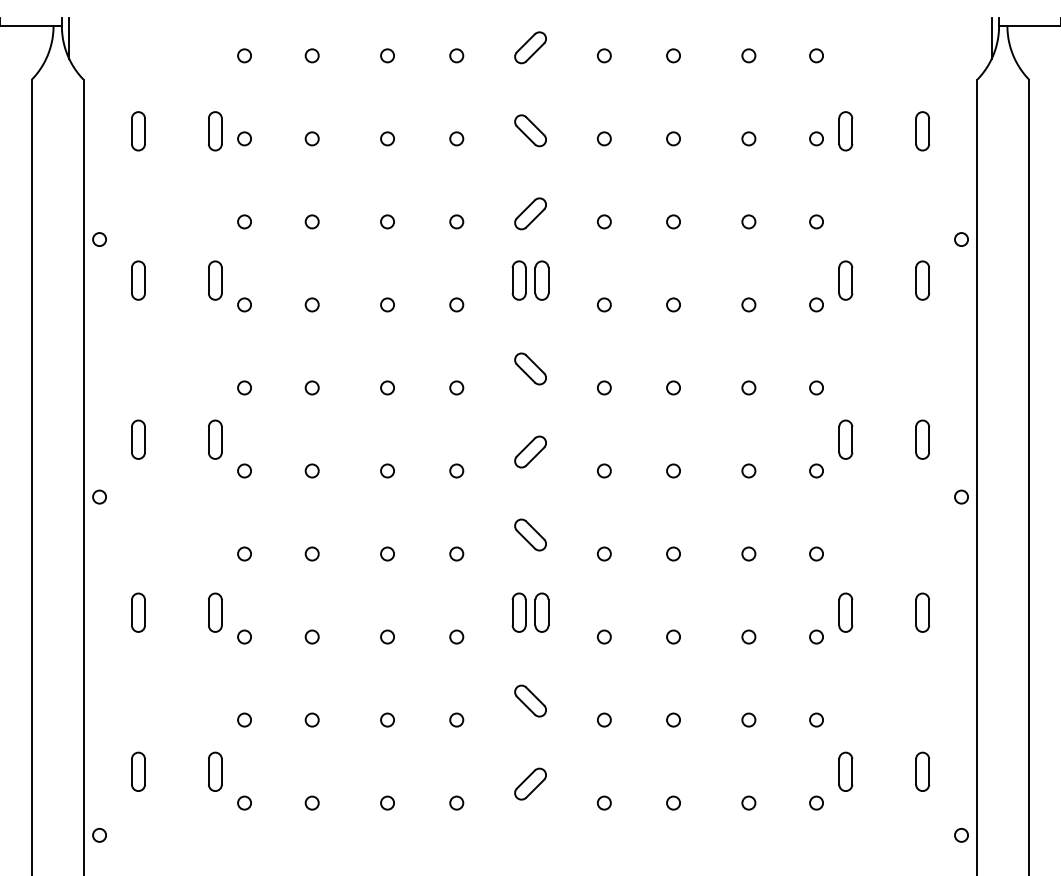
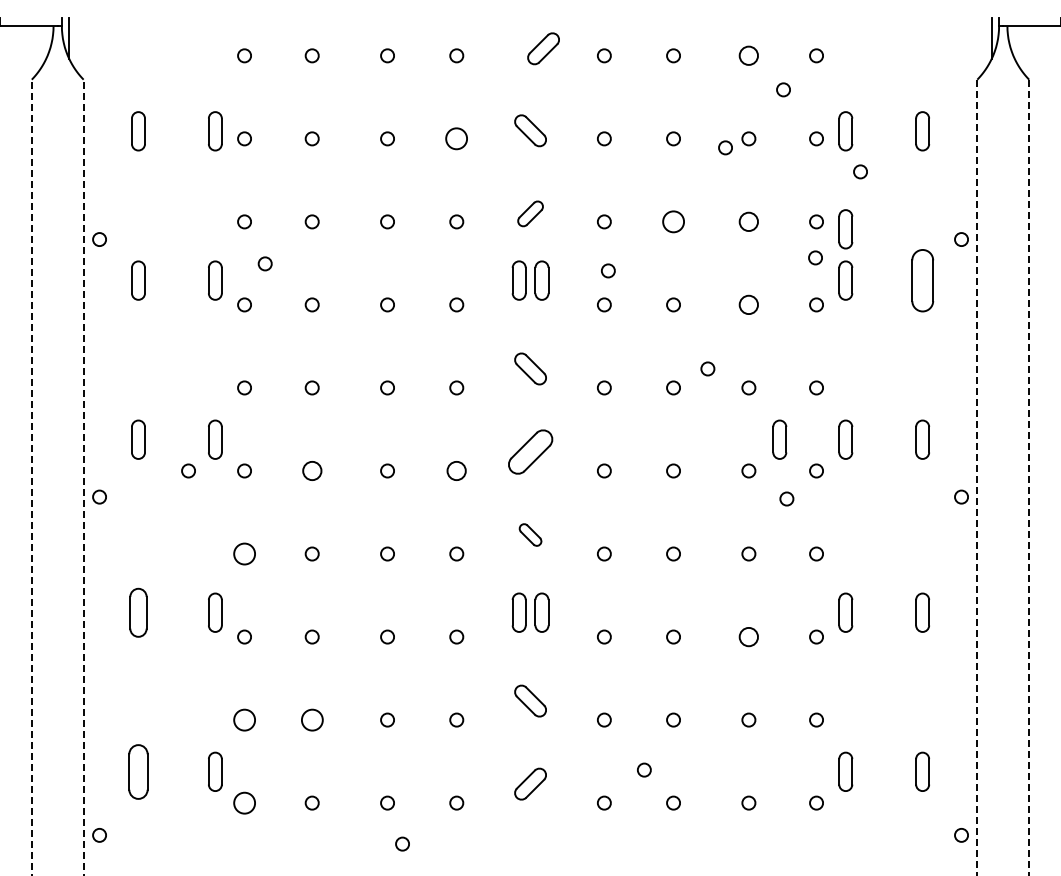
part position: (530, 47) -> (543, 48) (543, 48)
circle size: 16x16 px -> 21x21 px (748, 55)
circle: none -> present (783, 89)
circle size: 16x16 px -> 23x24 px (456, 138)
circle: none -> present (725, 147)
circle: none -> present (860, 171)
part size: 33x34 px -> 27x28 px (530, 213)
circle size: 15x16 px -> 23x24 px (673, 221)
circle size: 16x16 px -> 21x21 px (748, 221)
part: none -> present (845, 229)
circle: none -> present (815, 257)
circle: none -> present (264, 263)
circle: none -> present (608, 270)
part size: 15x41 px -> 24x64 px (922, 280)
circle size: 16x16 px -> 21x21 px (748, 304)
circle: none -> present (707, 368)
part: none -> present (779, 439)
part size: 33x34 px -> 46x46 px (530, 451)
circle: none -> present (188, 470)
circle size: 16x16 px -> 21x20 px (312, 470)
circle size: 16x16 px -> 21x20 px (456, 470)
line: solid -> dashed (31, 477)
line: solid -> dashed (83, 477)
line: solid -> dashed (977, 478)
line: solid -> dashed (1029, 478)
circle: none -> present (786, 498)
part size: 33x34 px -> 25x24 px (530, 534)
circle size: 15x16 px -> 23x24 px (244, 553)
part size: 15x41 px -> 19x51 px (138, 612)
circle size: 16x16 px -> 21x21 px (748, 637)
circle size: 15x16 px -> 23x24 px (244, 719)
circle size: 16x16 px -> 23x24 px (312, 719)
circle: none -> present (644, 769)
part size: 15x41 px -> 21x56 px (138, 771)
circle size: 15x16 px -> 23x24 px (244, 802)
circle: none -> present (402, 843)
